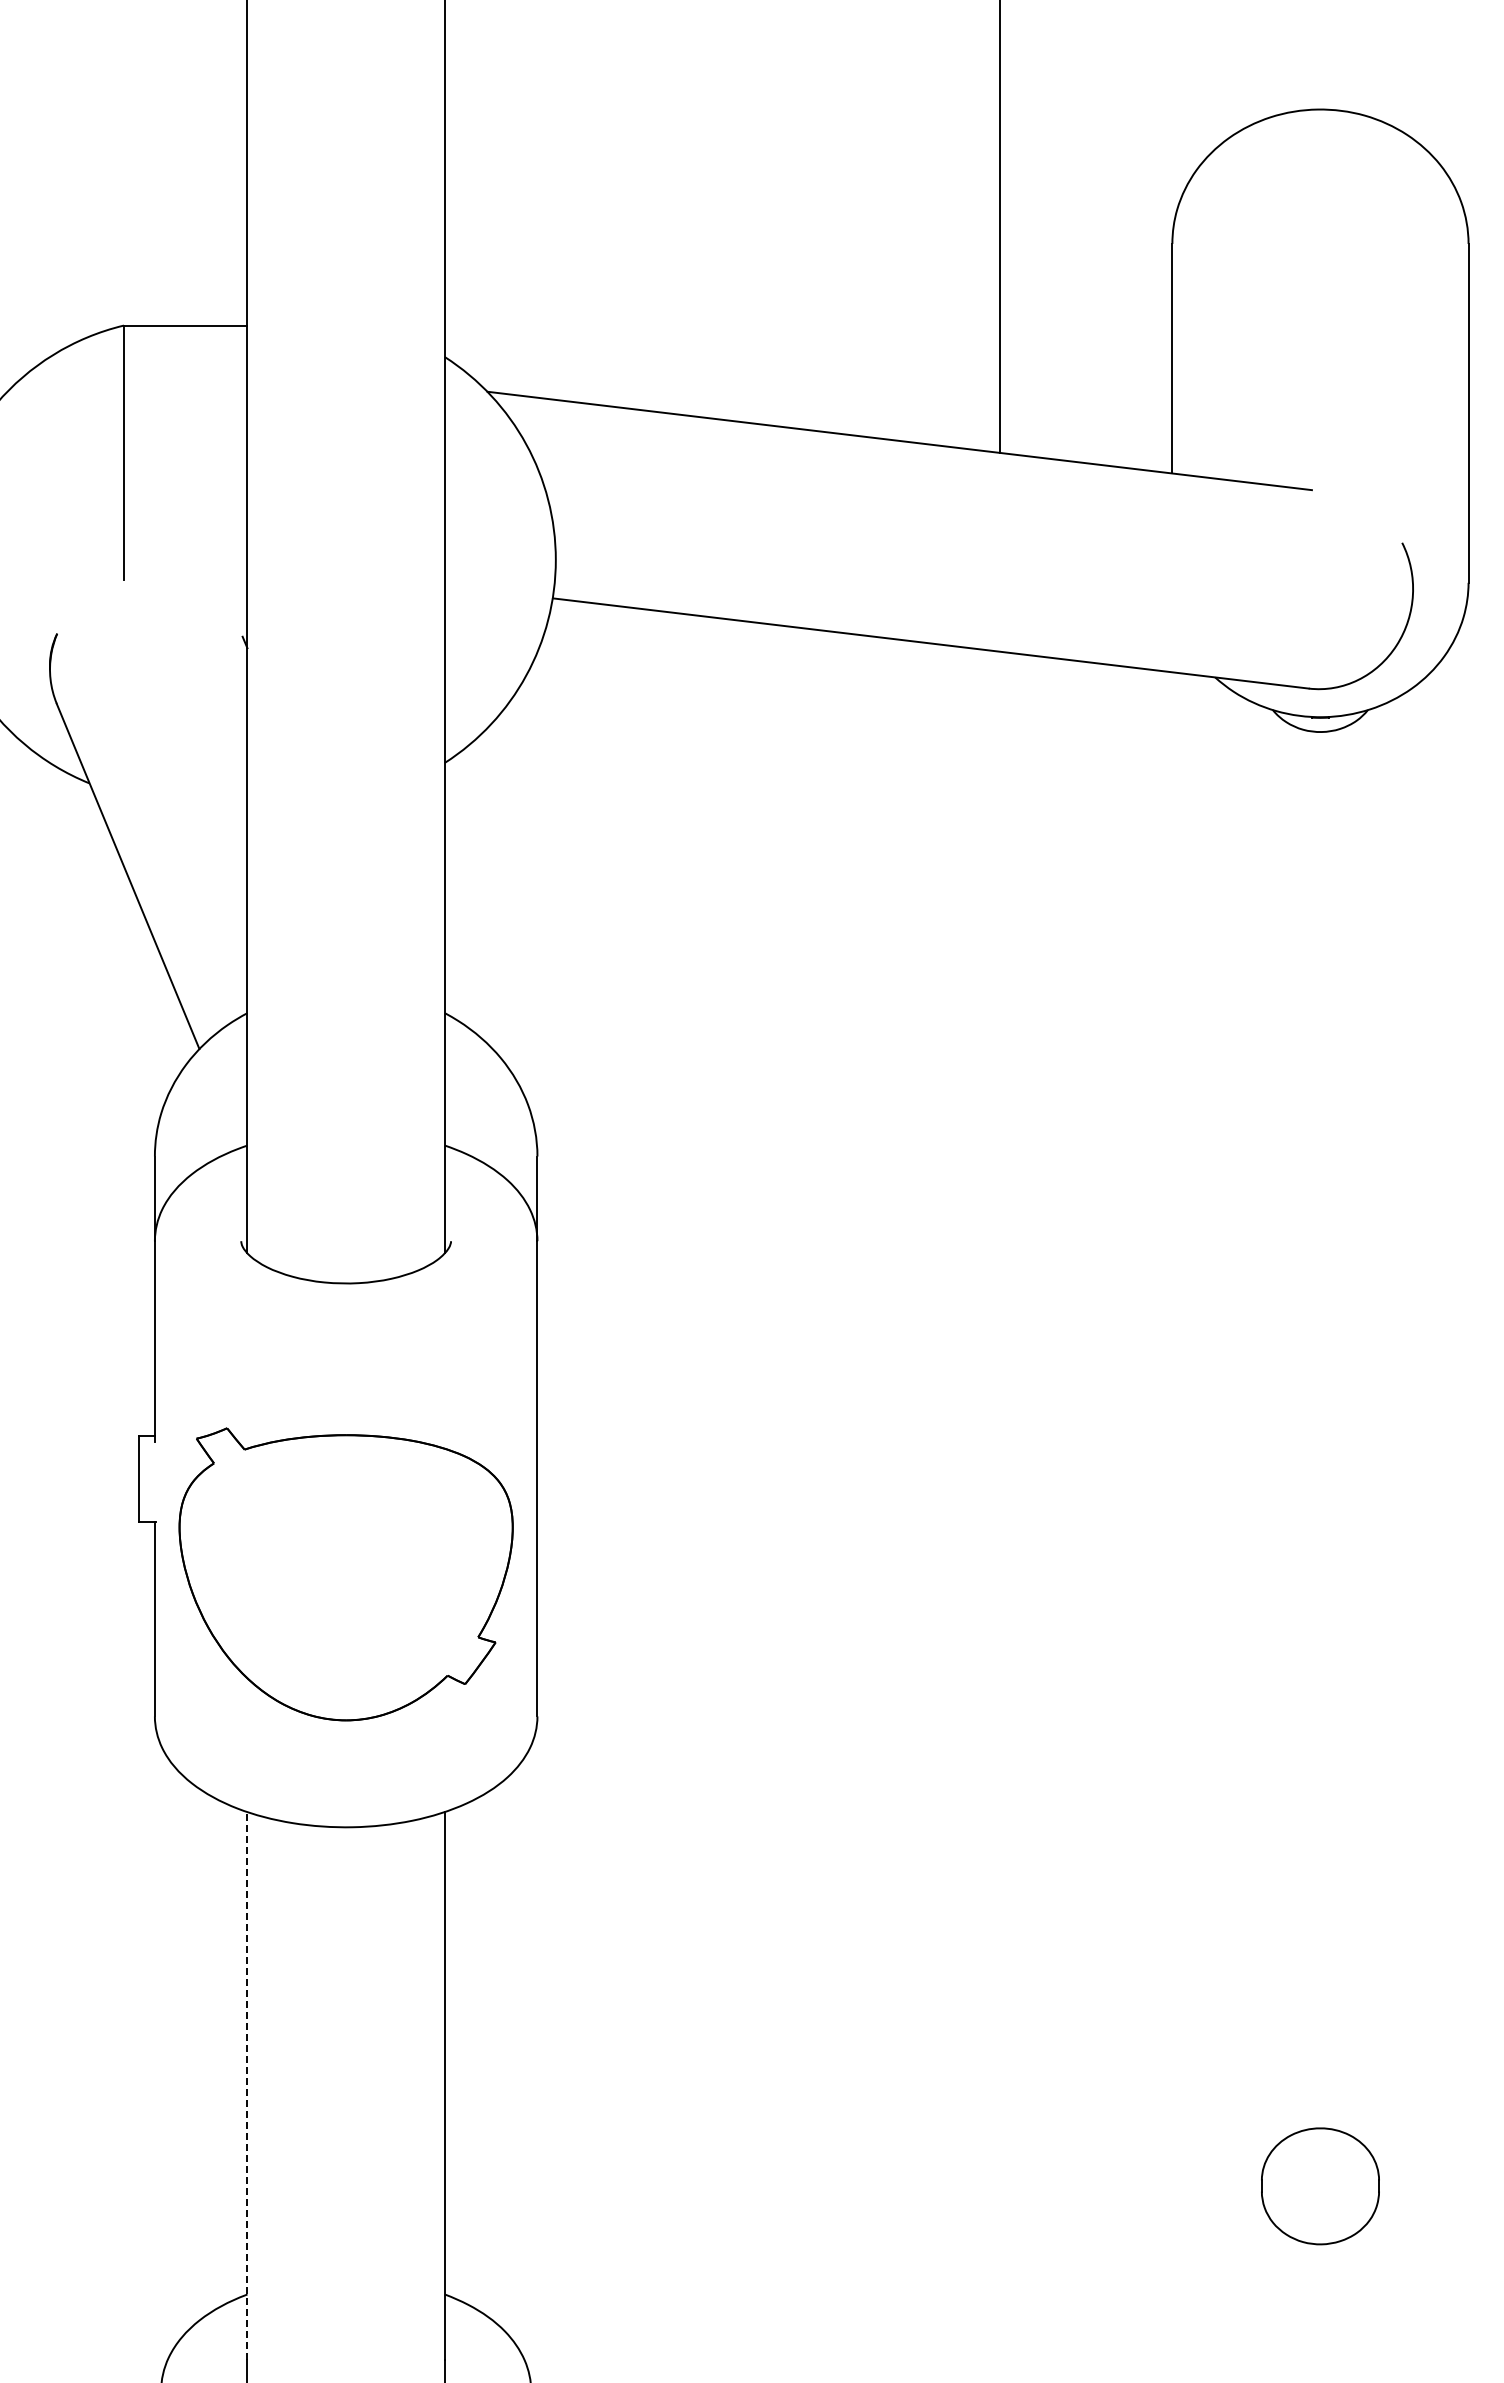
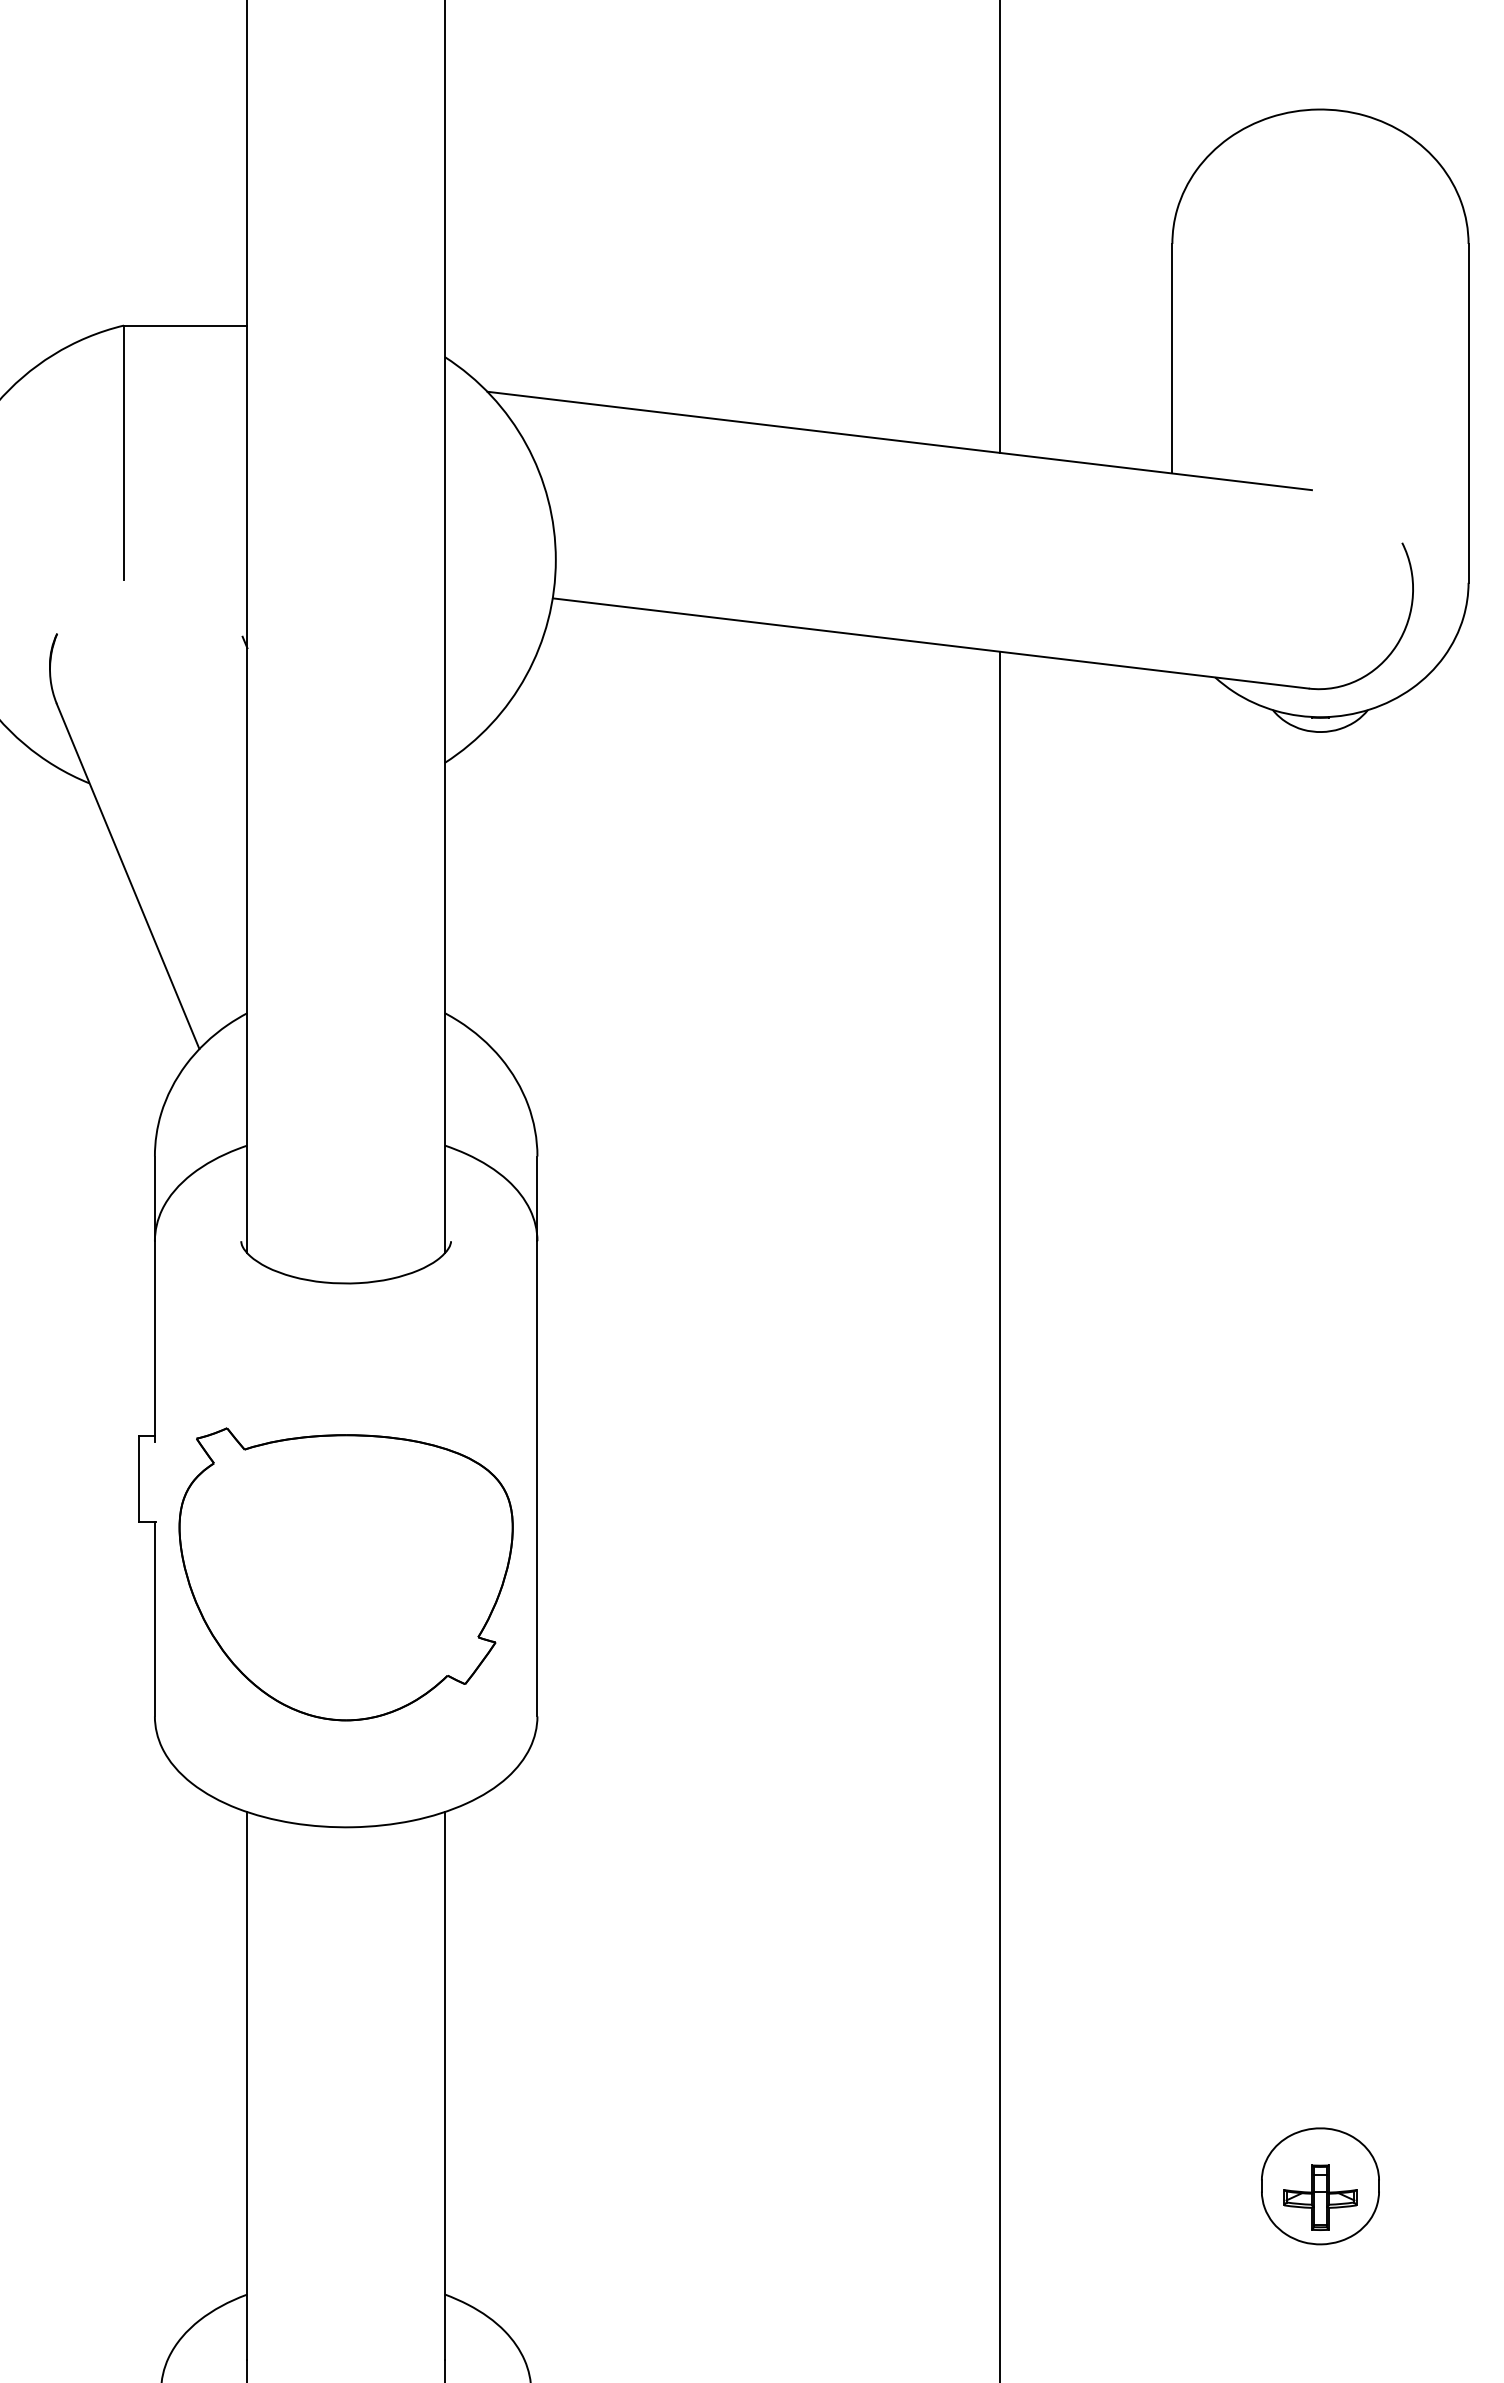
line: none -> present (999, 1515)
line: dashed -> solid (247, 2085)
part: none -> present (1320, 2197)
